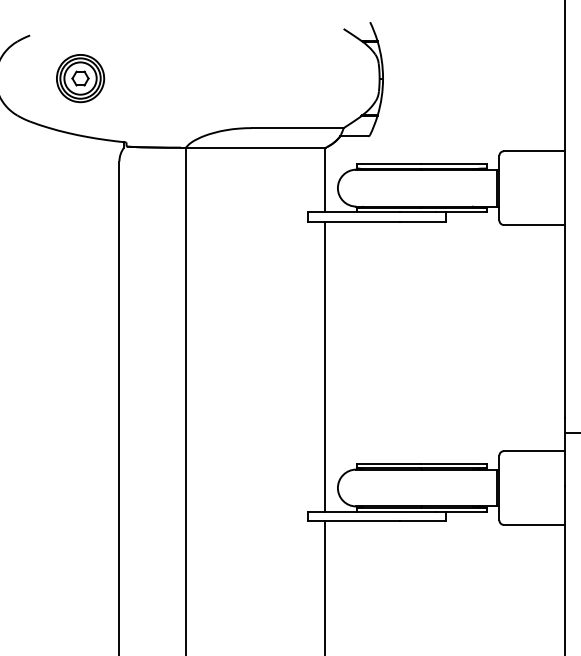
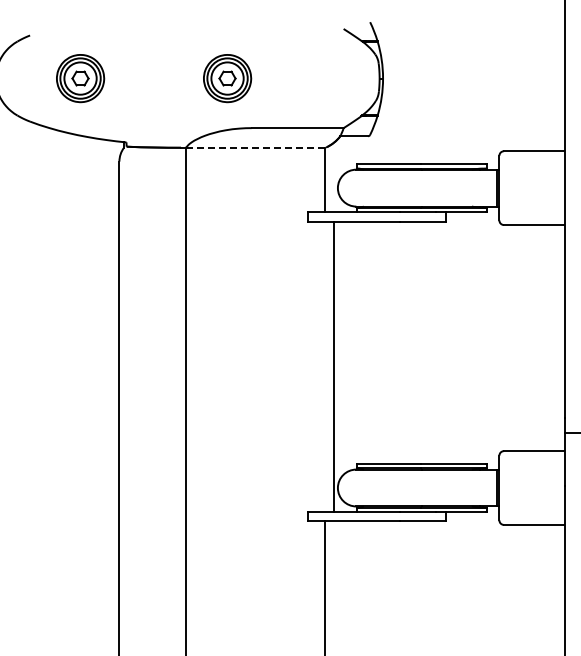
part: none -> present (227, 78)
line: solid -> dashed (256, 147)
line position: (325, 366) -> (334, 366) (334, 366)
